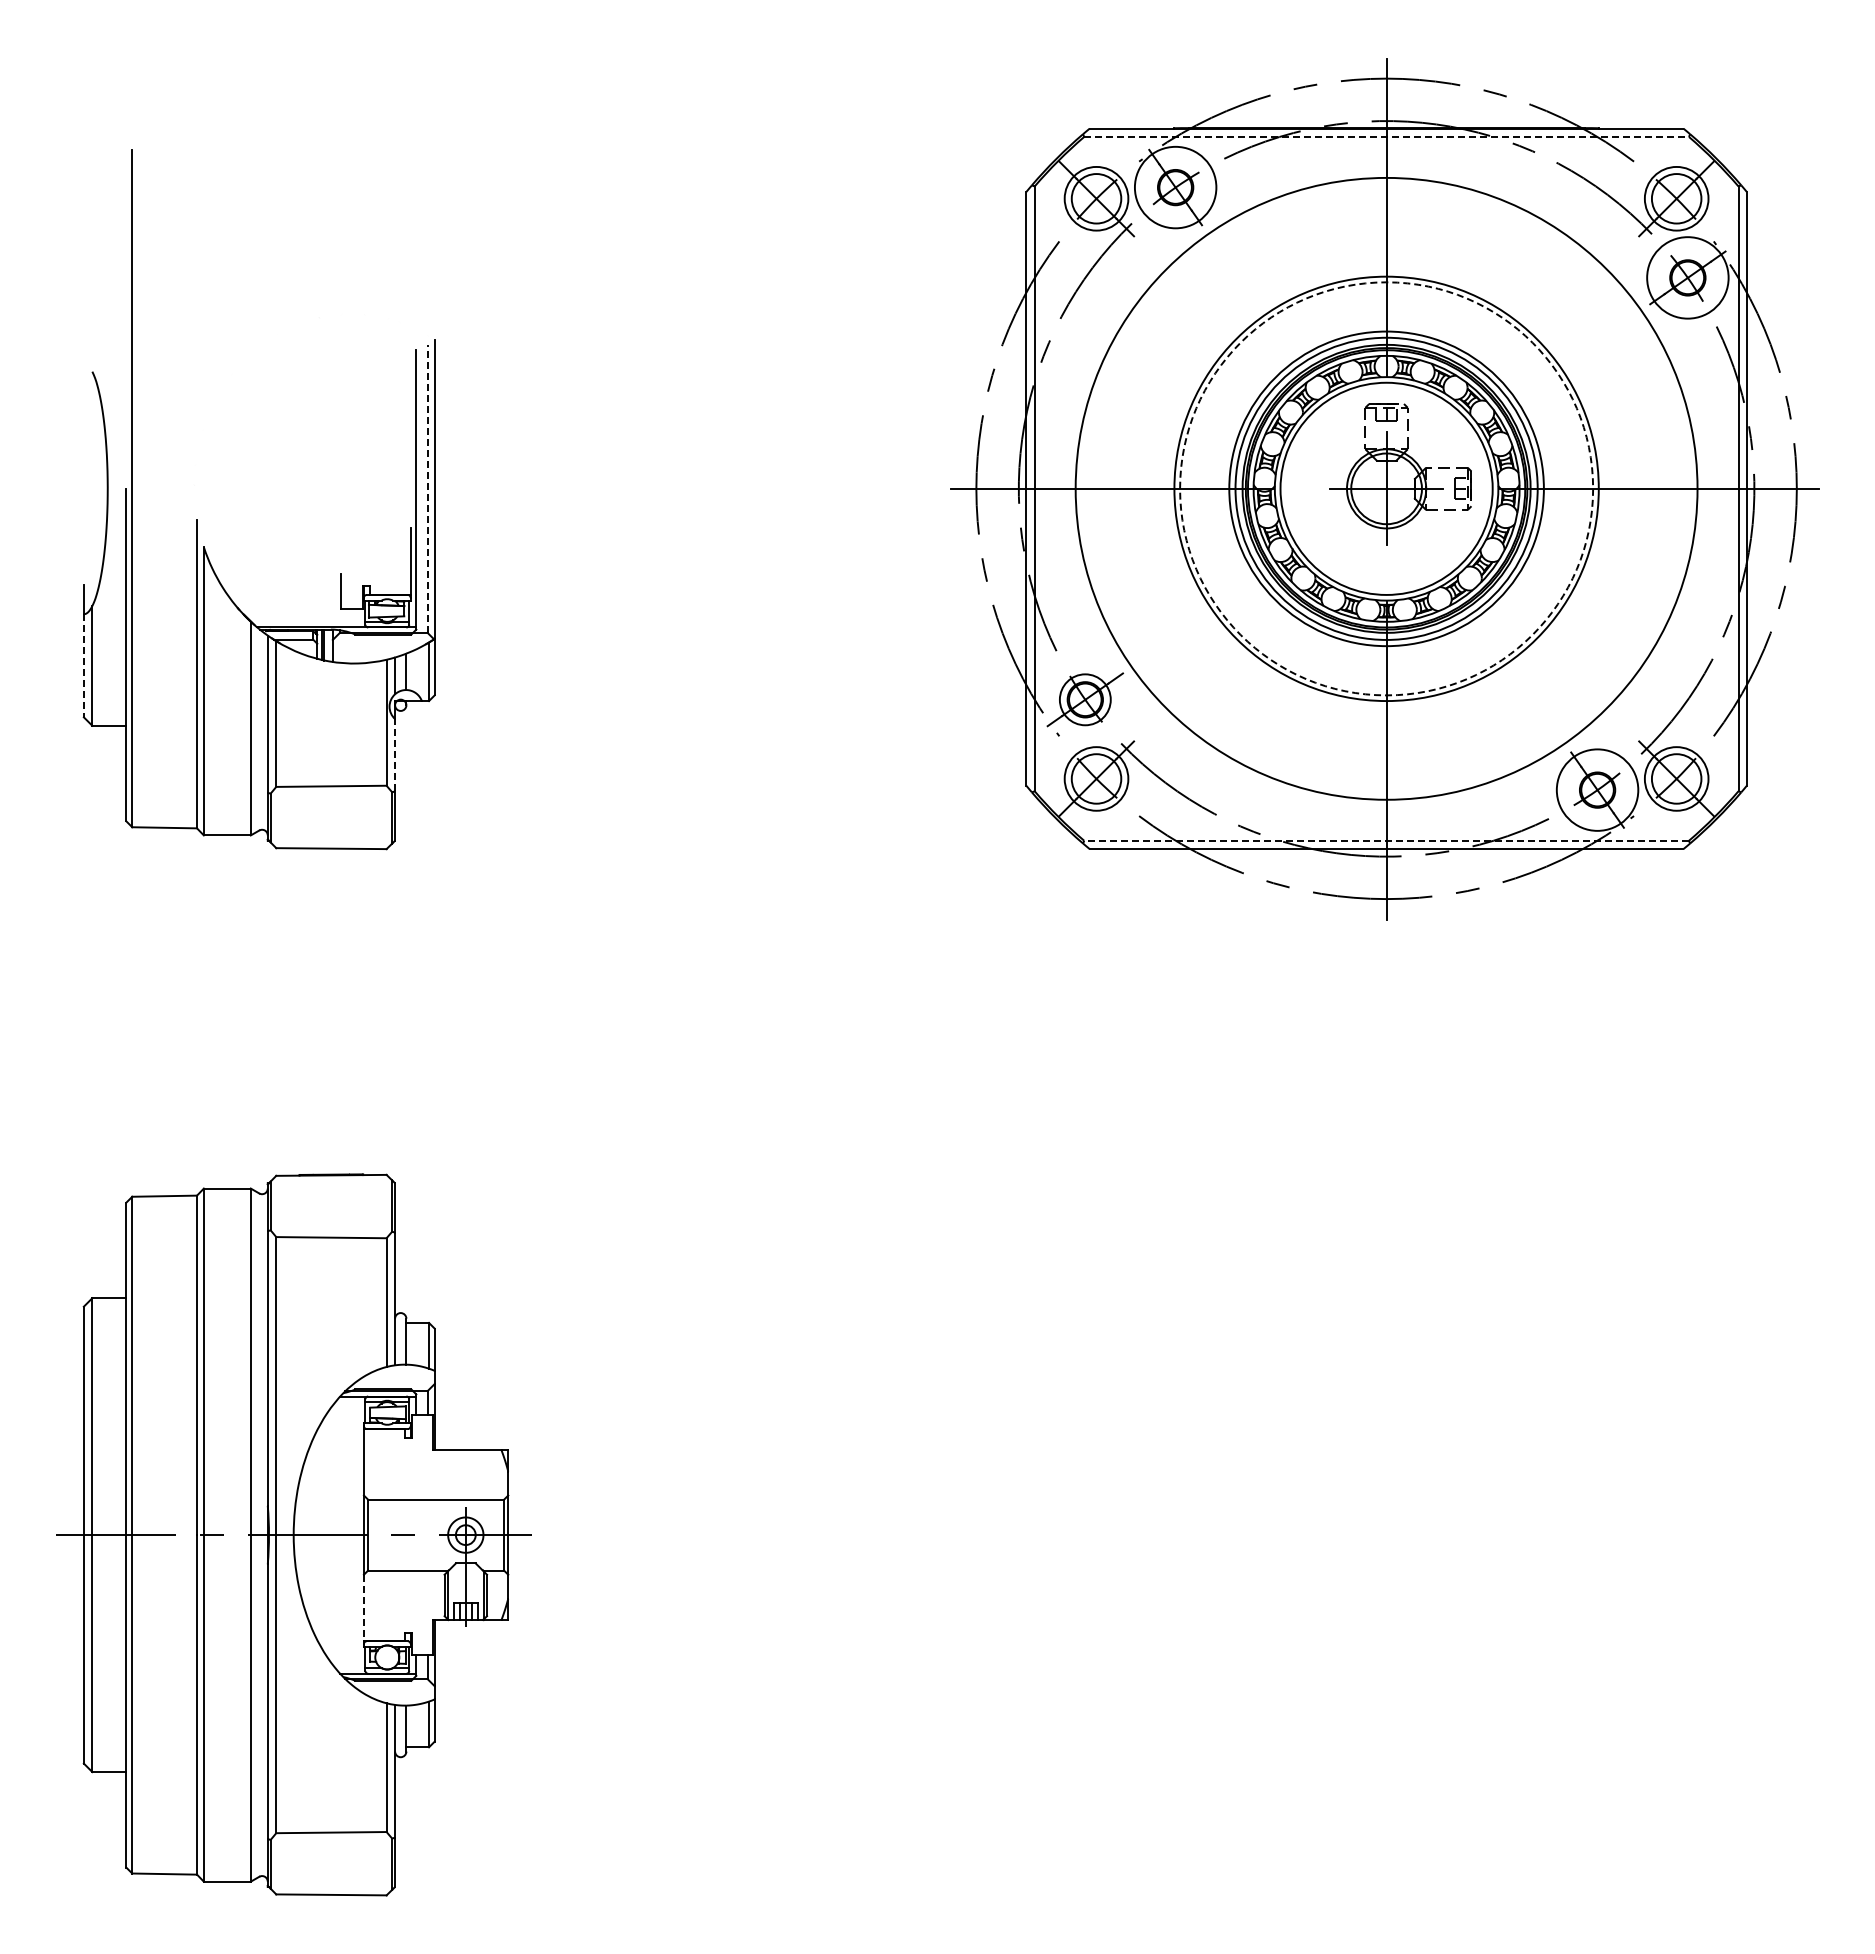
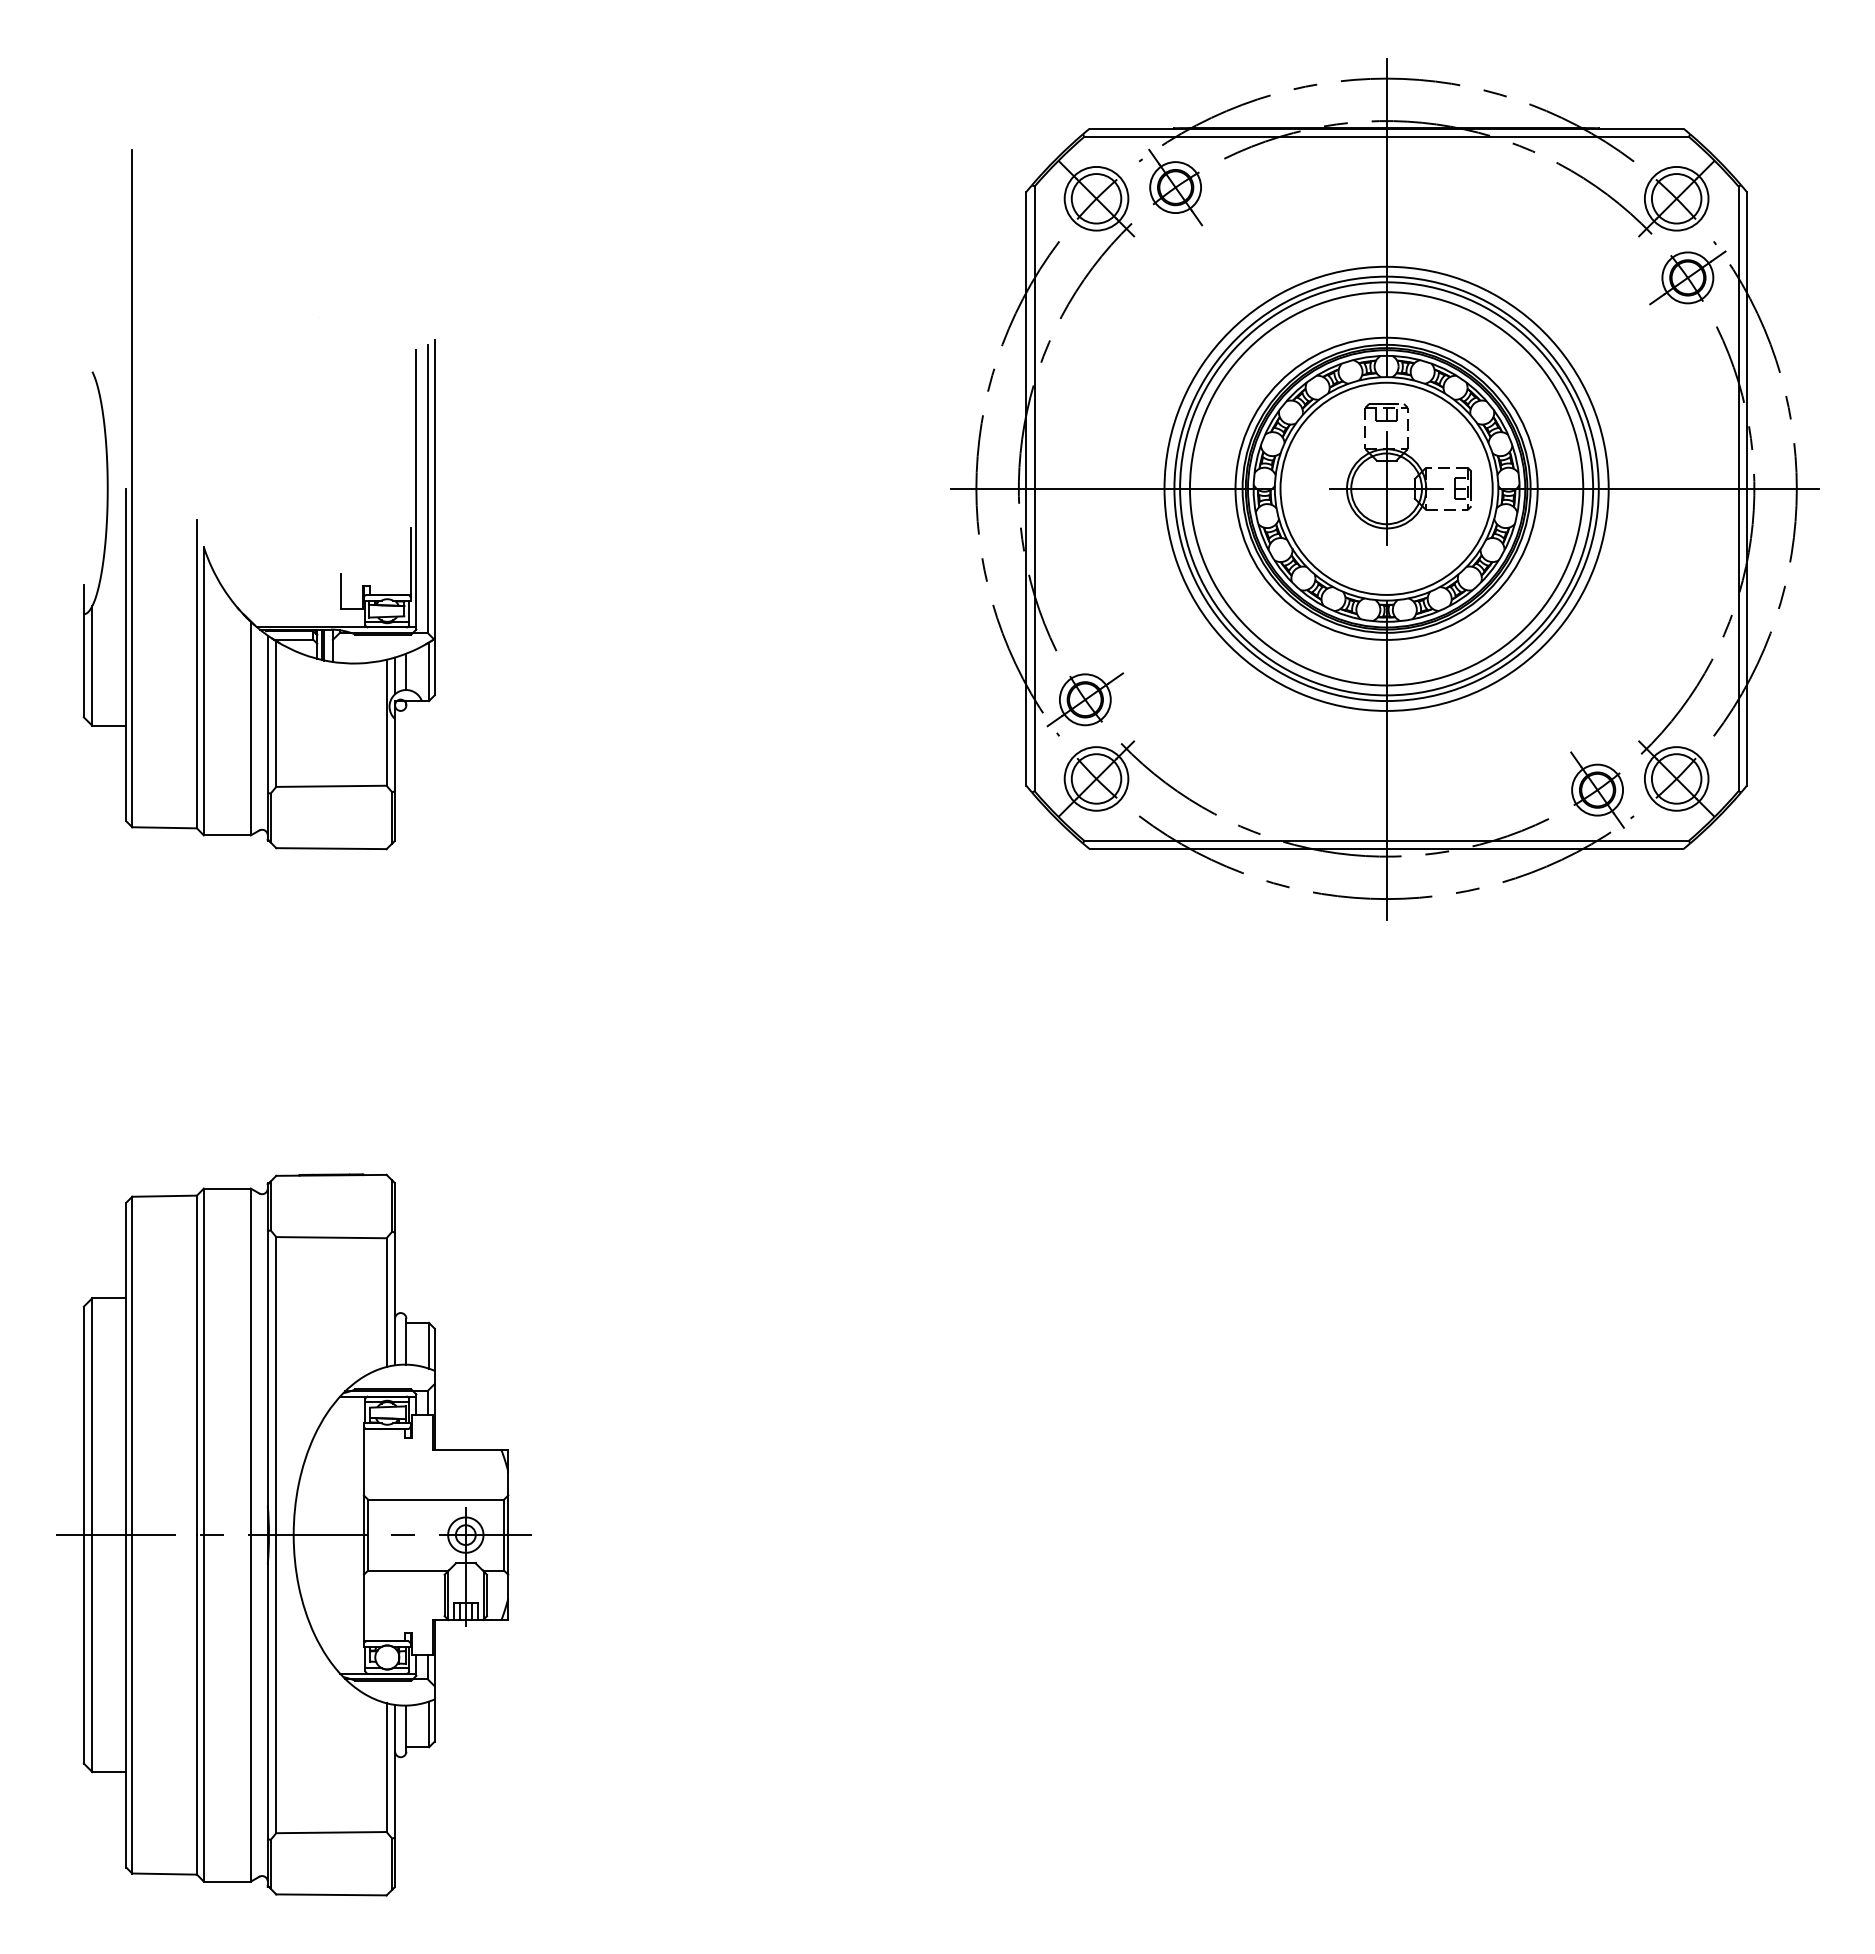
line: dashed -> solid (1387, 136)
circle diameter: 81 px -> 51 px (1175, 187)
circle diameter: 81 px -> 51 px (1687, 277)
line: dashed -> solid (427, 488)
circle diameter: 315 px -> 393 px (1386, 488)
circle diameter: 622 px -> 444 px (1386, 488)
circle: dashed -> solid (1386, 488)
line: dashed -> solid (83, 665)
line: dashed -> solid (395, 754)
circle diameter: 81 px -> 51 px (1597, 789)
line: dashed -> solid (1386, 840)
line: dashed -> solid (363, 1608)
